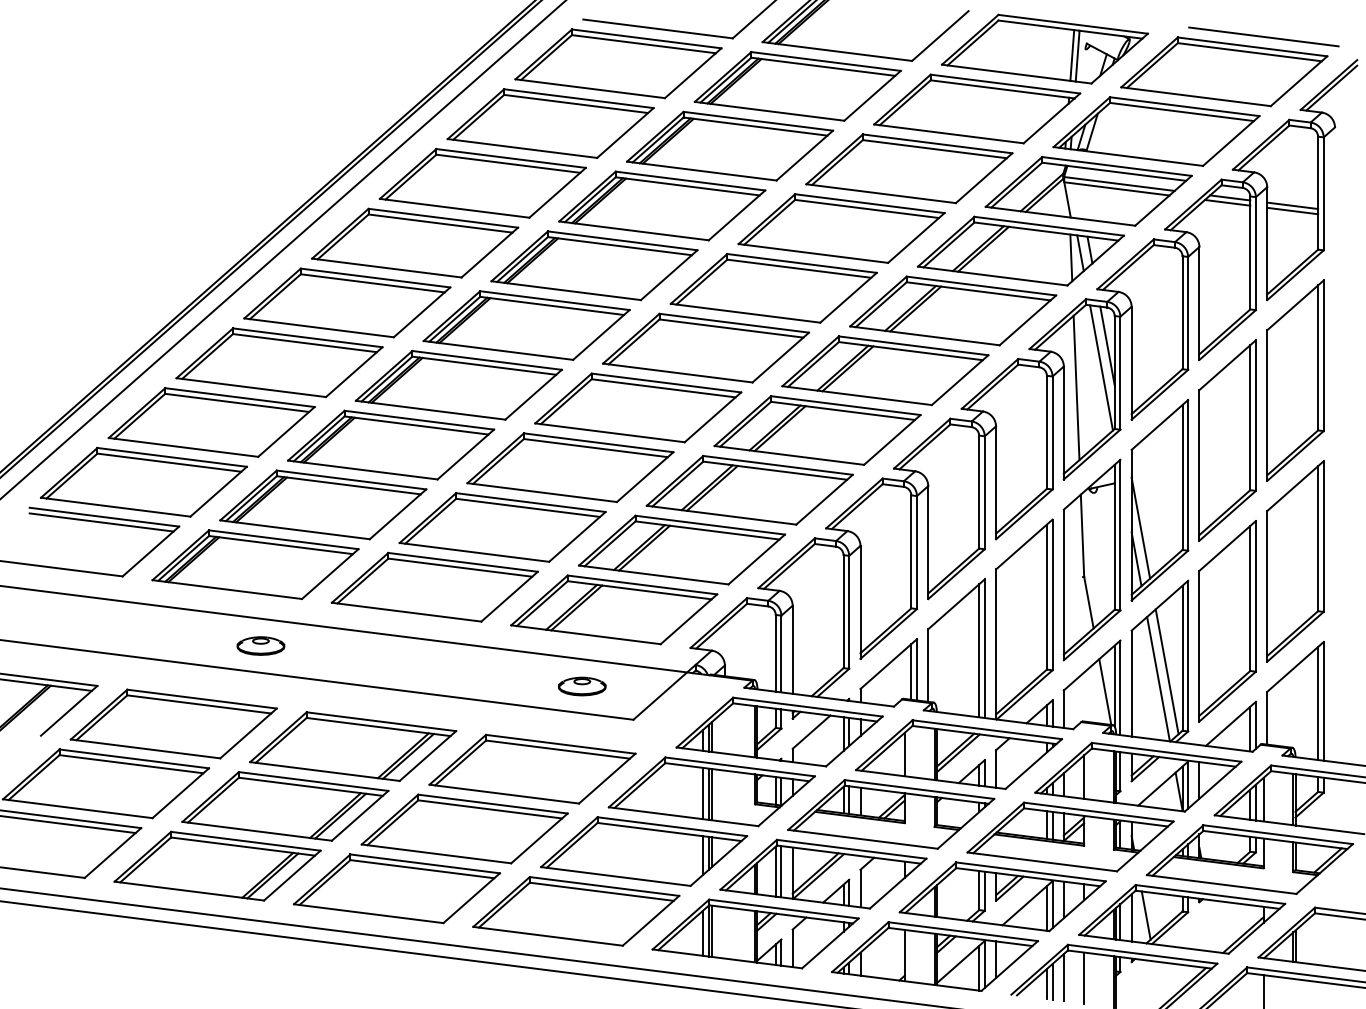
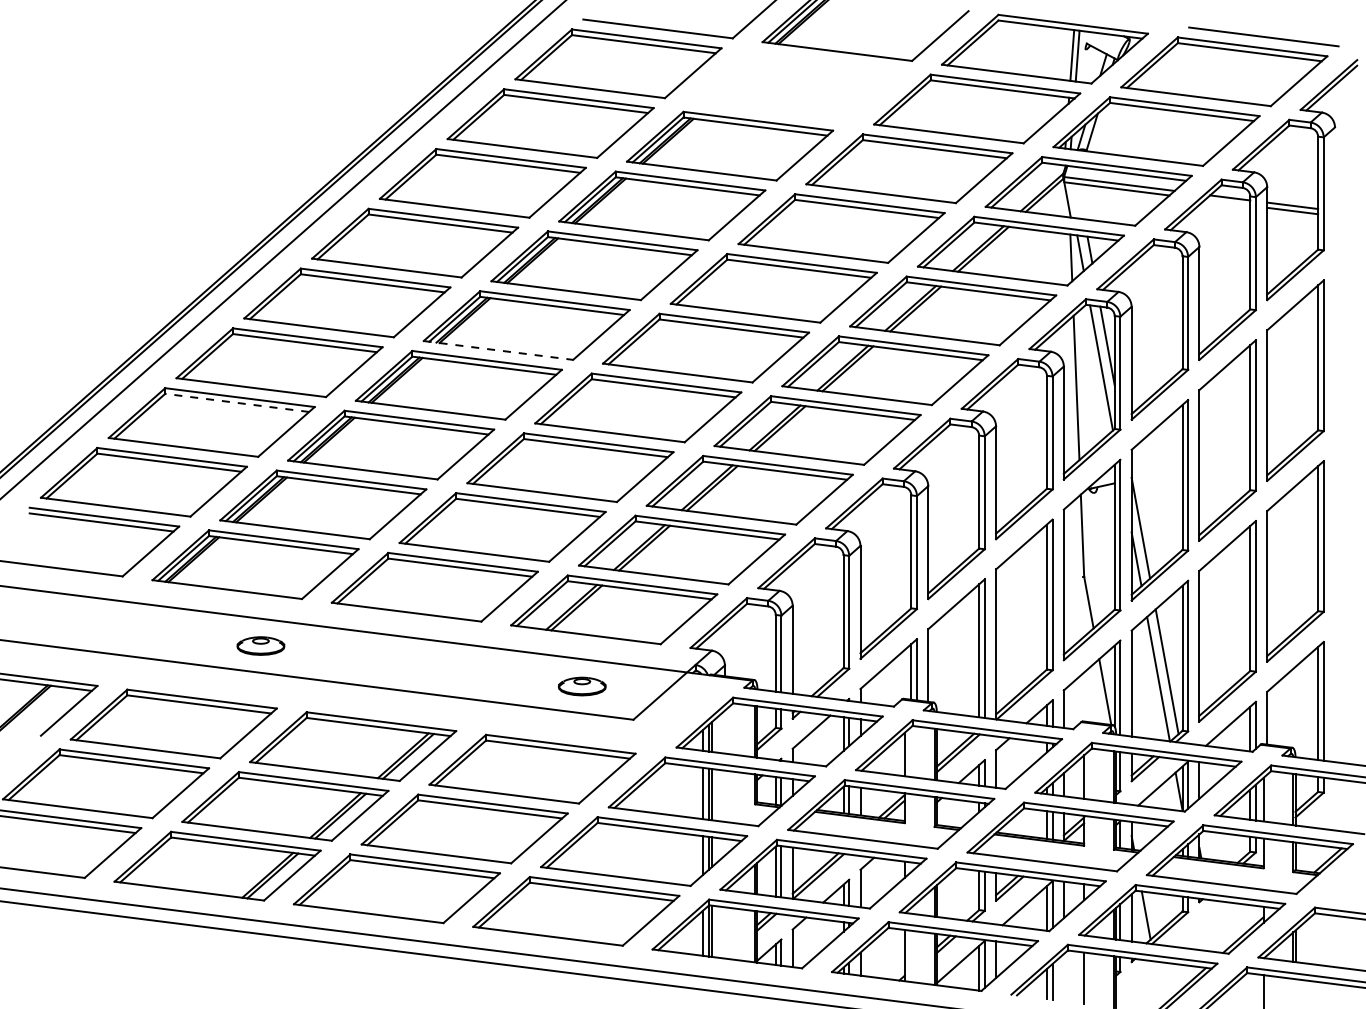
part: present -> none (797, 86)
line: present -> none (1227, 202)
line: solid -> dashed (498, 350)
line: solid -> dashed (236, 402)
line: present -> none (1063, 977)
